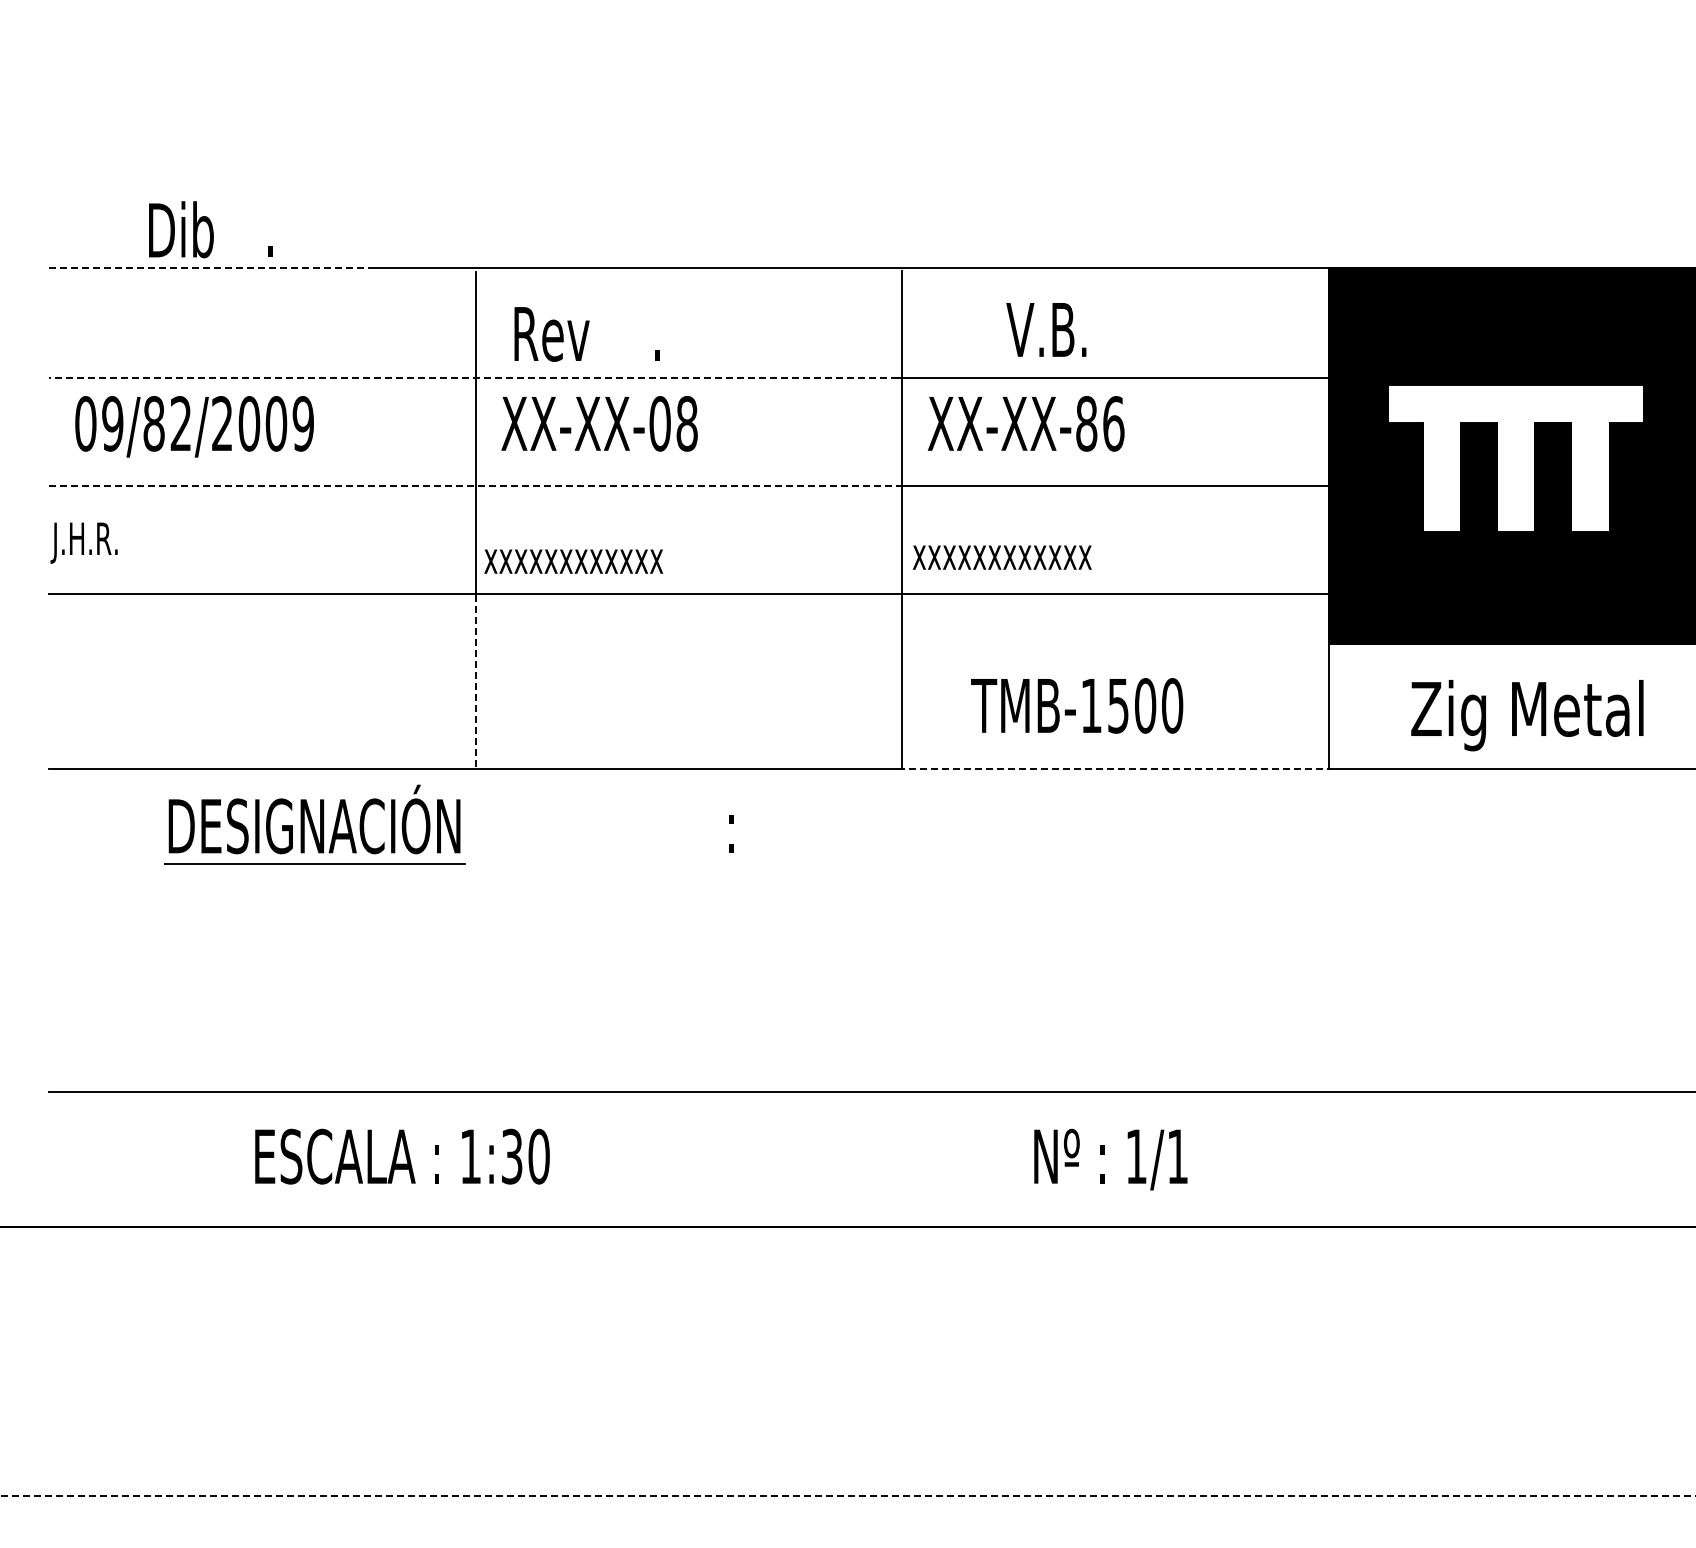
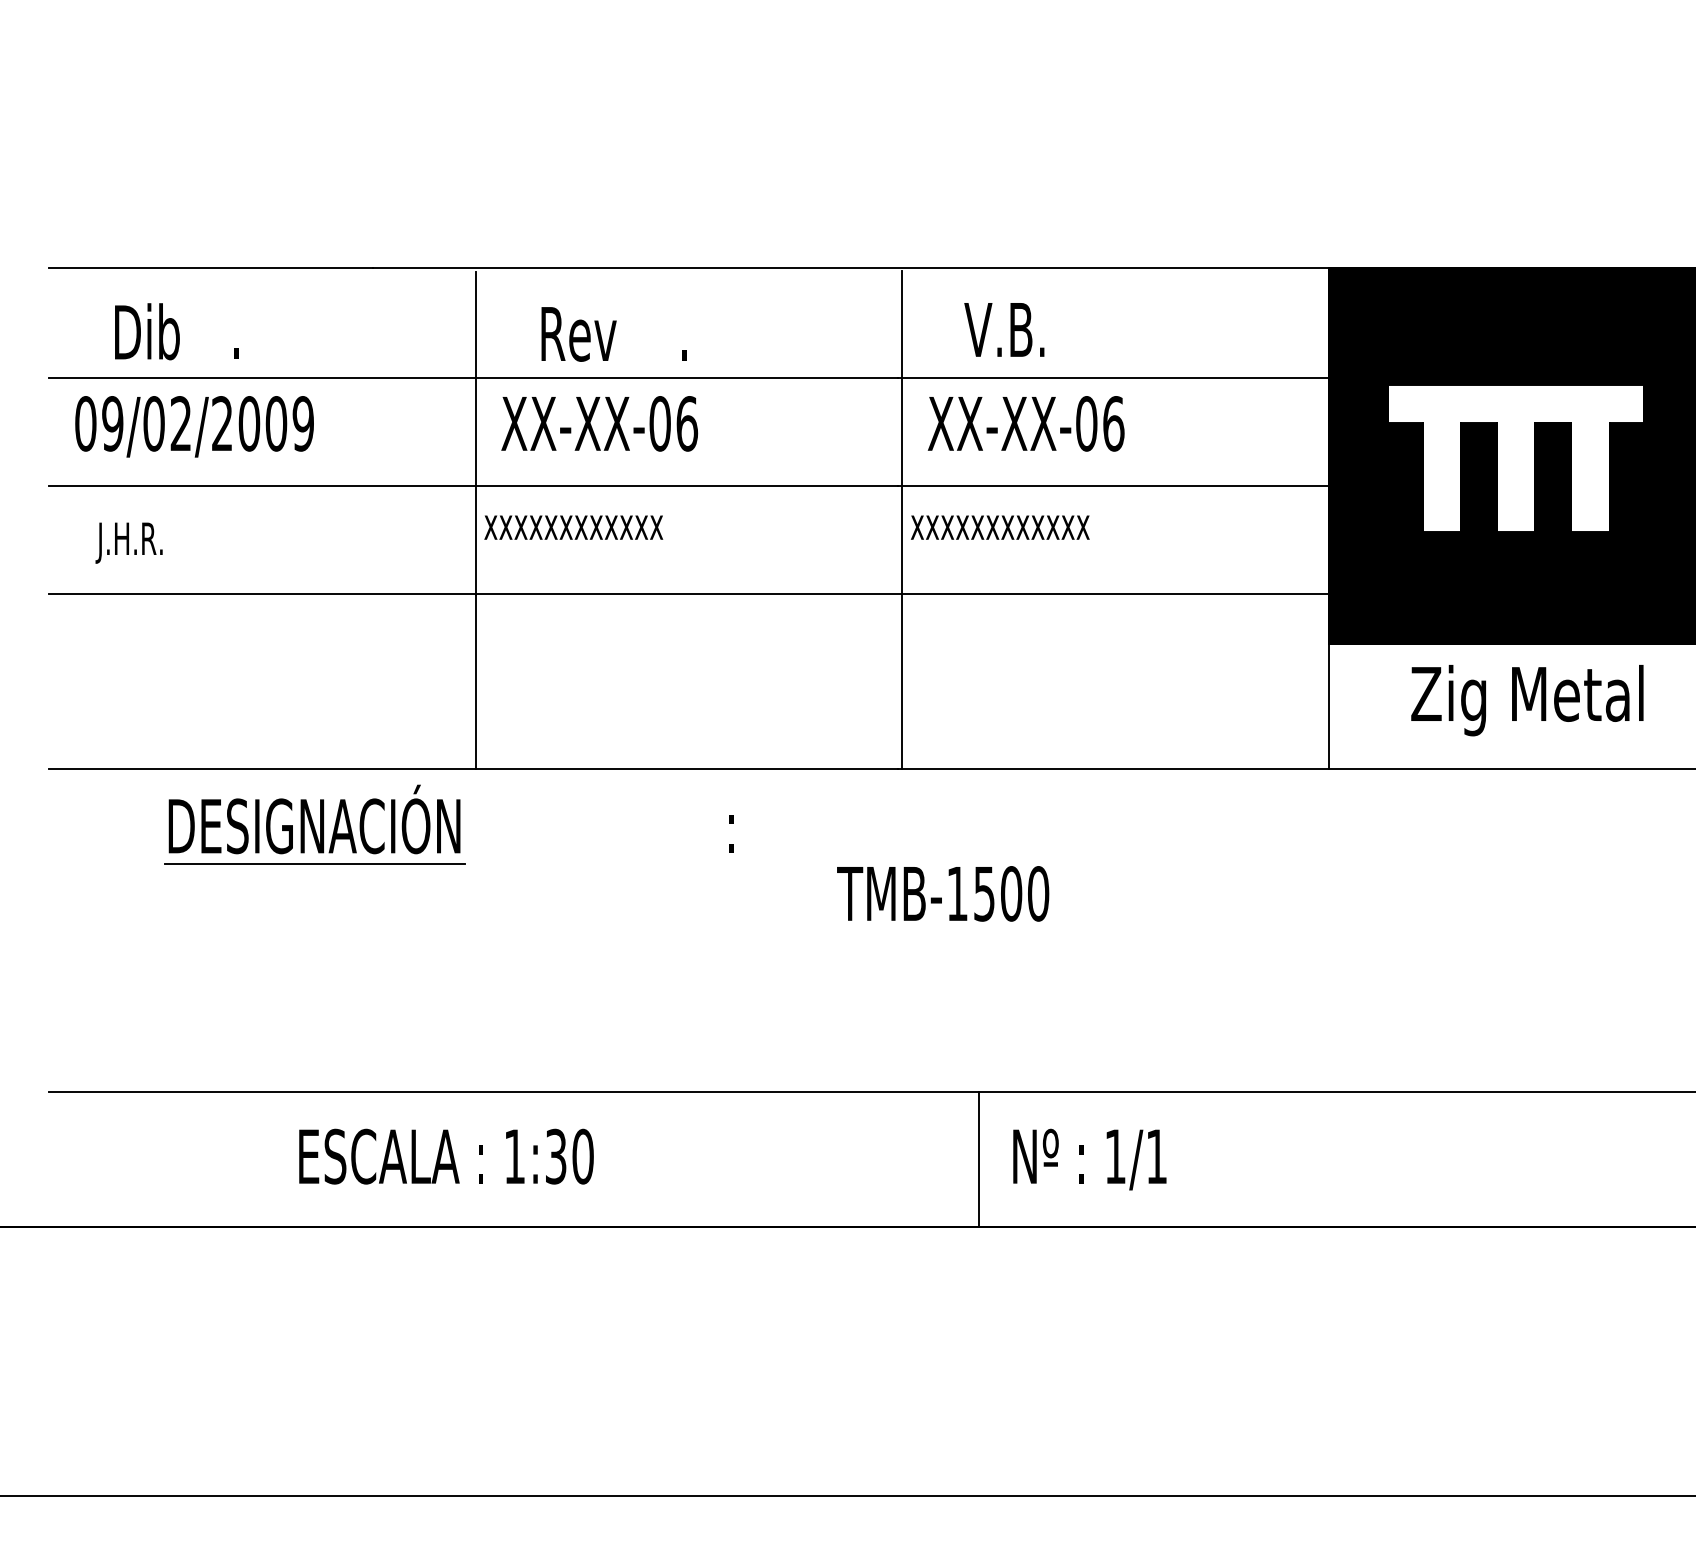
text position: (210, 229) -> (176, 331) (176, 331)
line: dashed -> solid (210, 267)
text position: (1046, 329) -> (1004, 329) (1004, 329)
text position: (586, 334) -> (613, 334) (613, 334)
line: dashed -> solid (473, 378)
text: 09/82/2009 -> 09/02/2009 (153, 423)
text: XX-XX-08 -> XX-XX-06 (687, 423)
text: XX-XX-86 -> XX-XX-06 (1086, 423)
line: dashed -> solid (474, 486)
text position: (83, 542) -> (128, 542) (128, 542)
text position: (1002, 557) -> (1000, 527) (1000, 527)
text position: (573, 561) -> (573, 527) (573, 527)
line: dashed -> solid (475, 682)
text position: (1077, 705) -> (943, 893) (943, 893)
text position: (1527, 715) -> (1527, 700) (1527, 700)
line: dashed -> solid (1113, 769)
text position: (402, 1156) -> (446, 1156) (446, 1156)
line: none -> present (978, 1159)
text position: (1110, 1159) -> (1089, 1159) (1089, 1159)
line: dashed -> solid (848, 1496)
